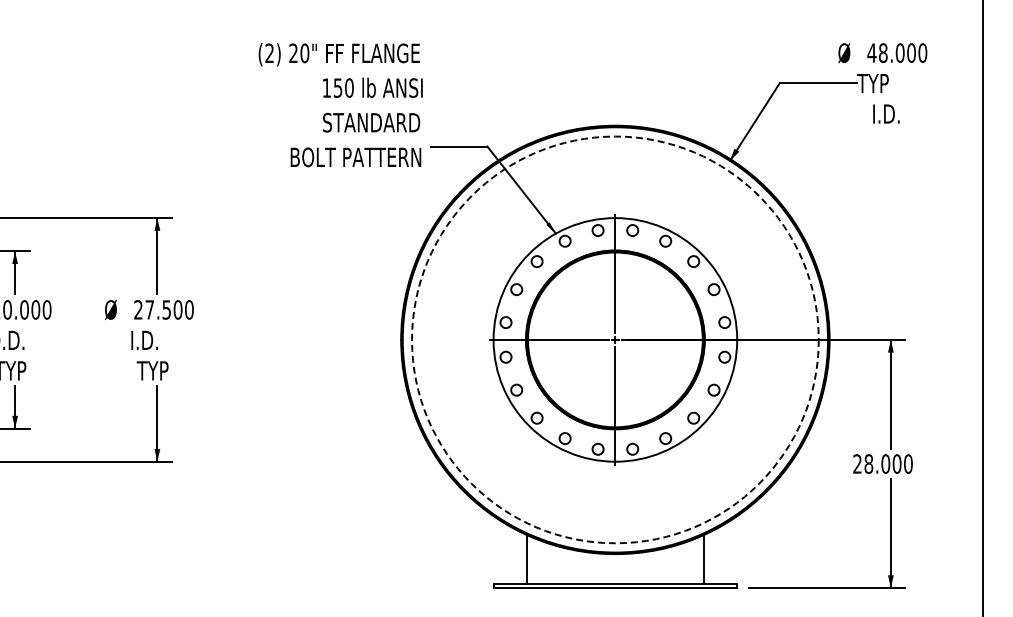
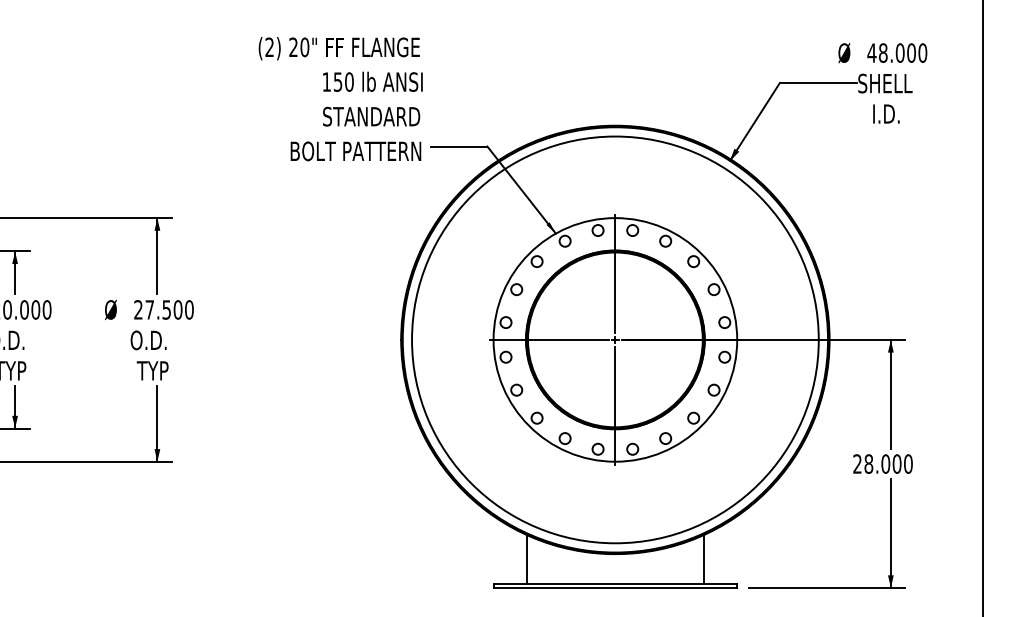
text: TYP -> SHELL (884, 83)
text position: (340, 105) -> (340, 99) (340, 99)
circle: dashed -> solid (615, 339)
text: I.D. -> O.D. (148, 340)
